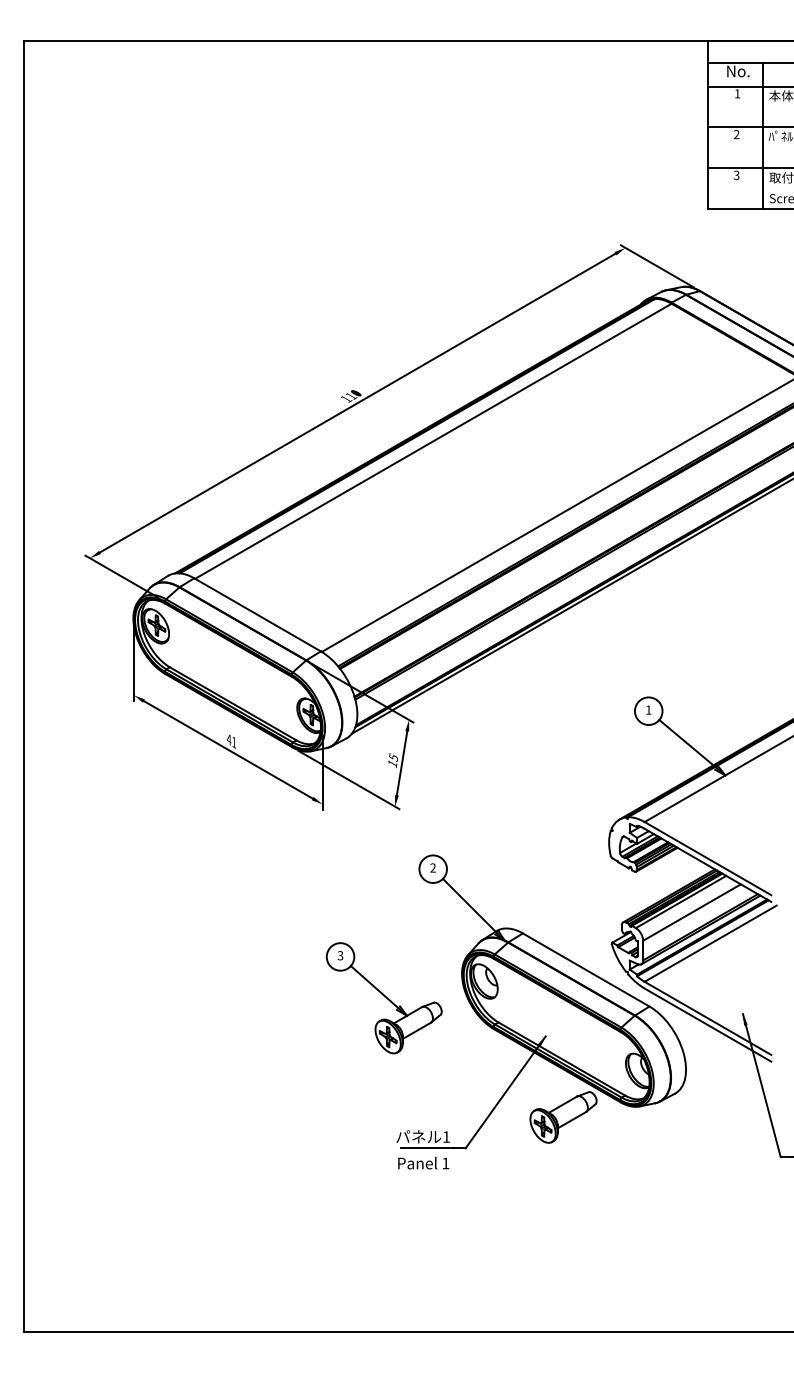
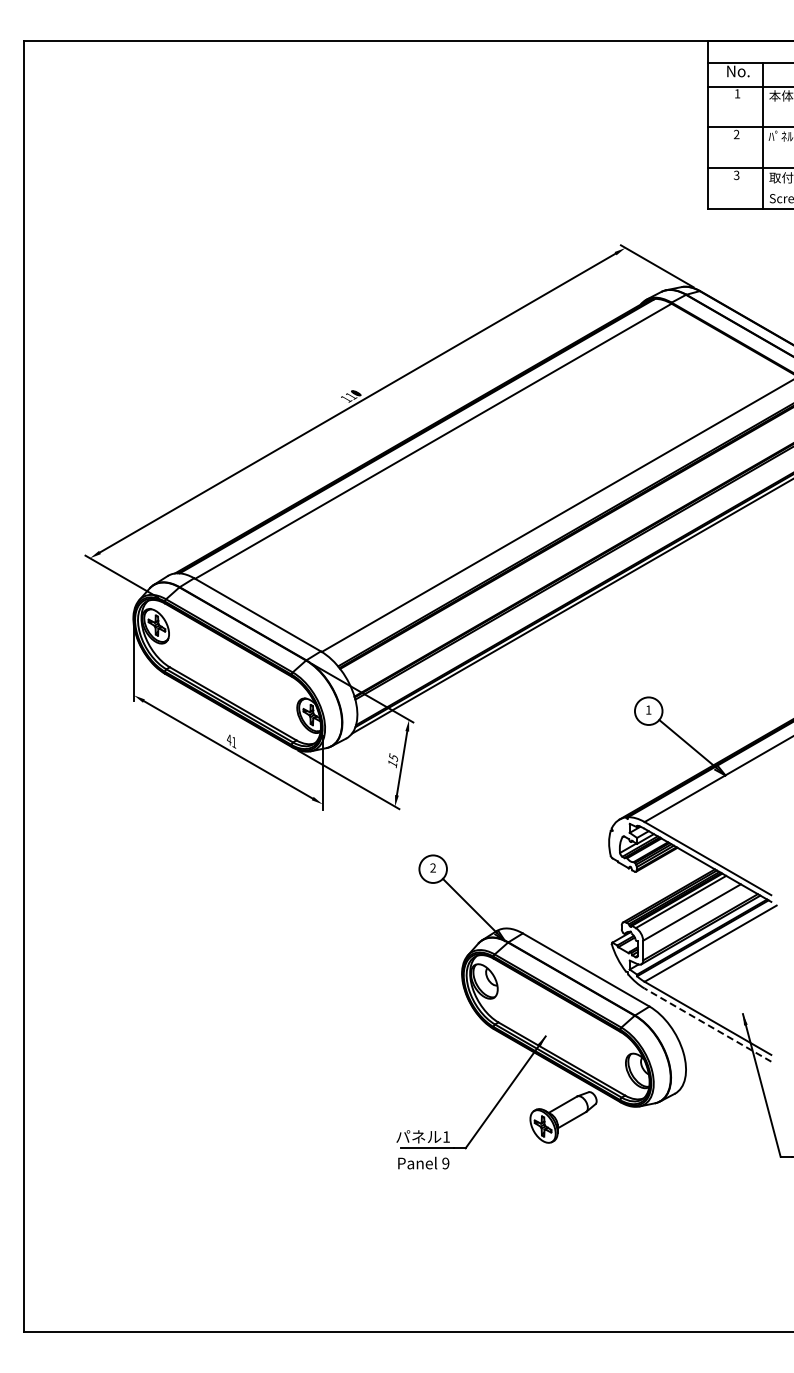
part: present -> none (383, 998)
line: solid -> dashed (707, 1024)
text: 1 -> 9 (445, 1163)
